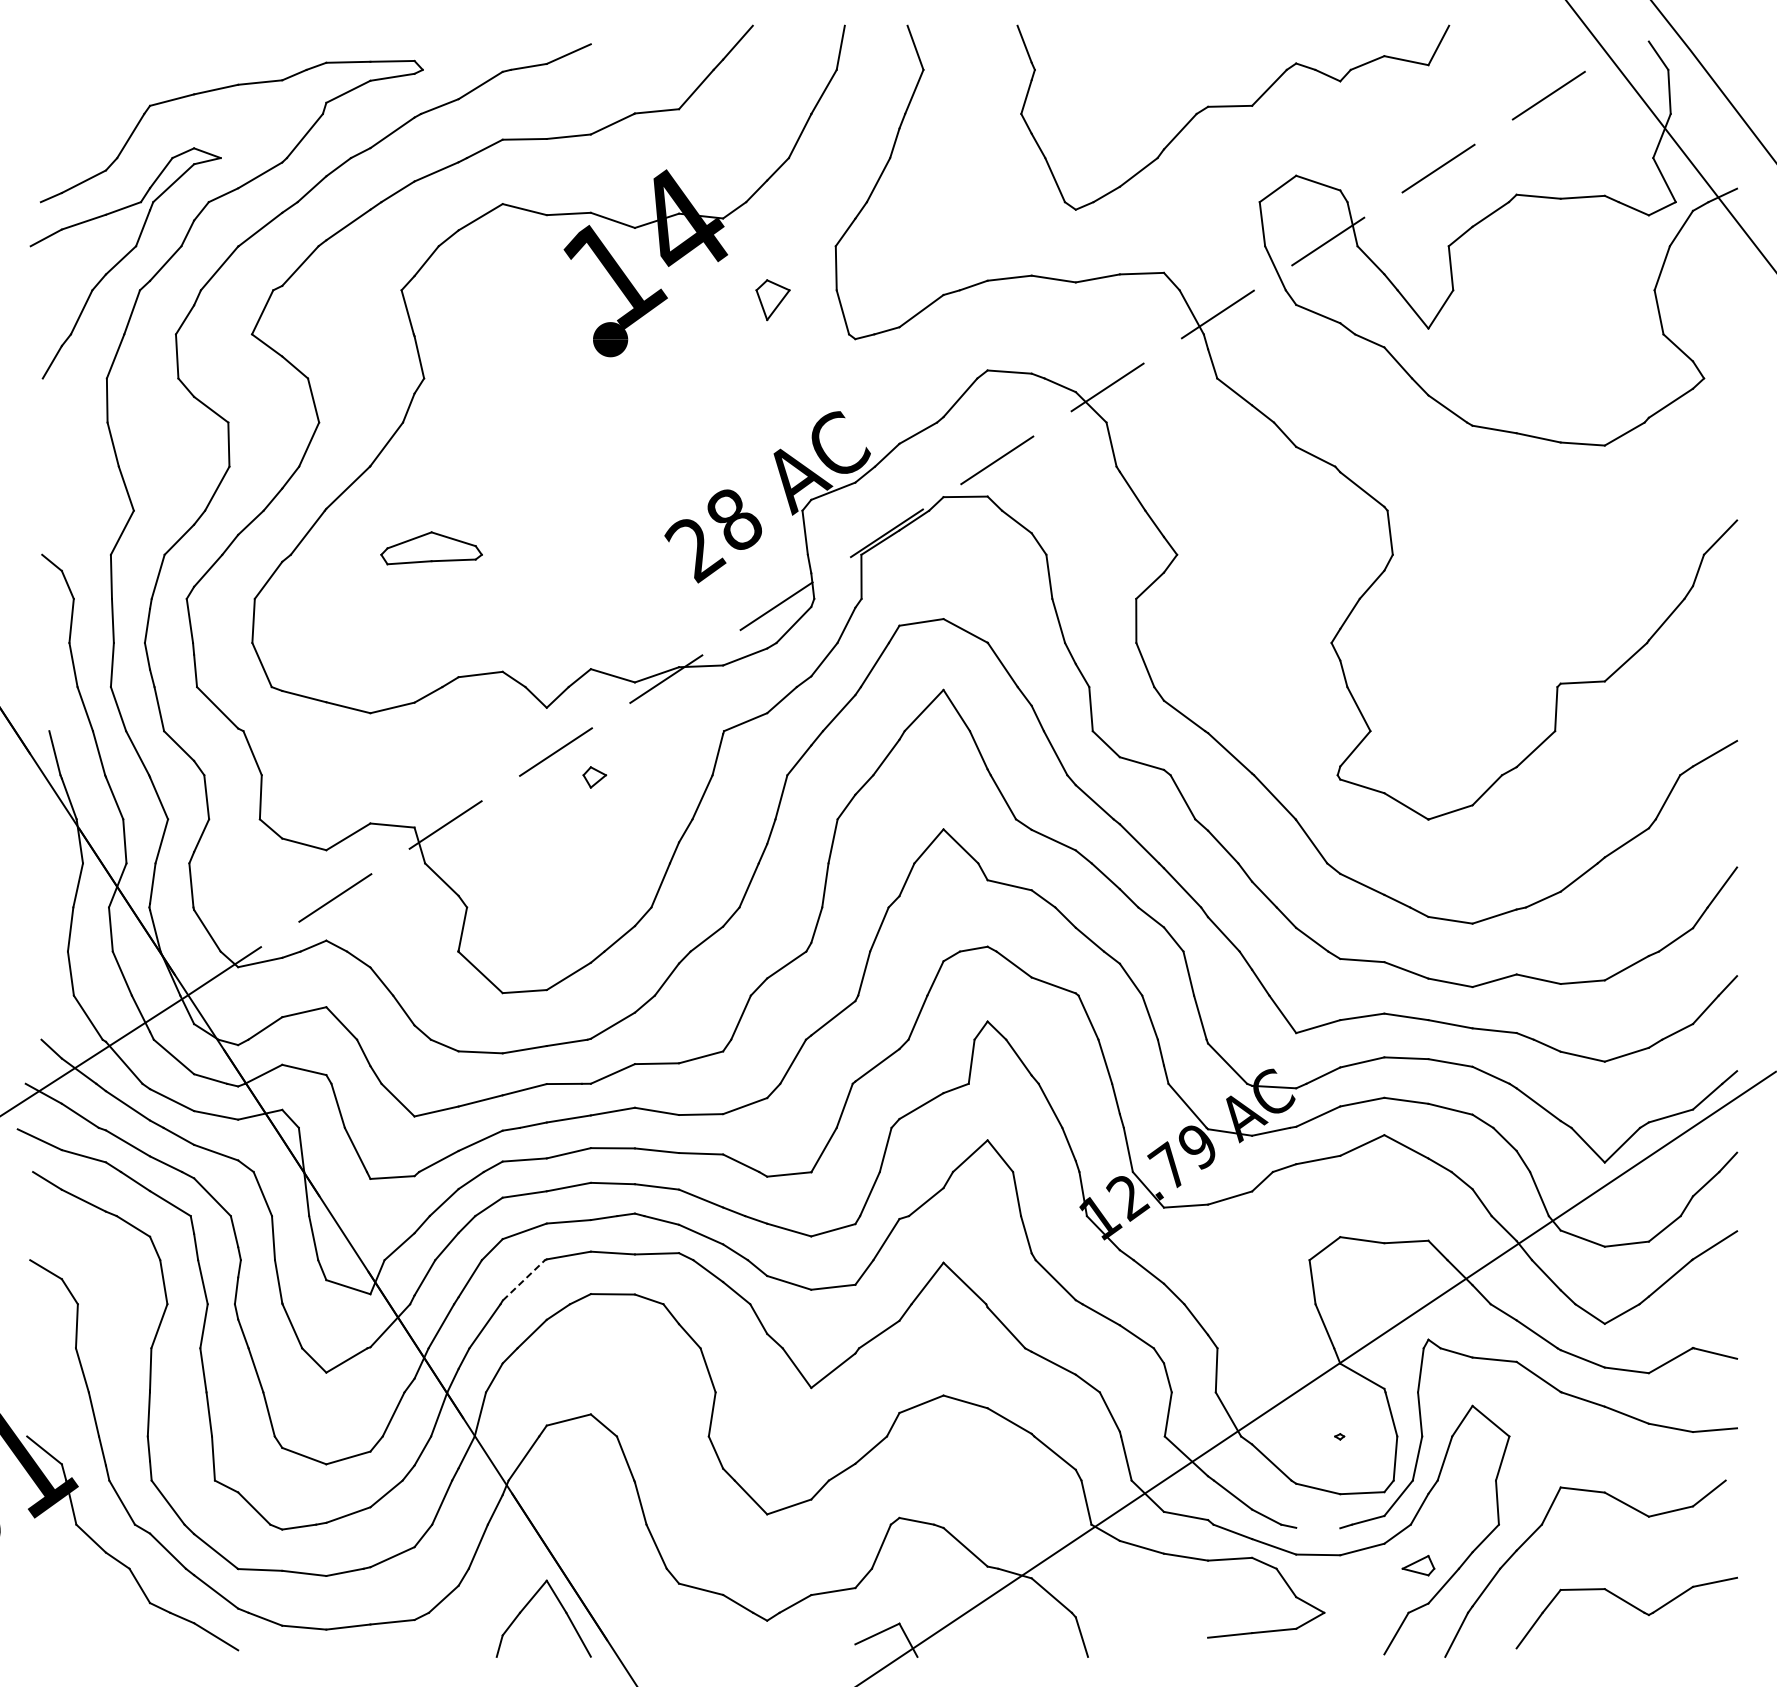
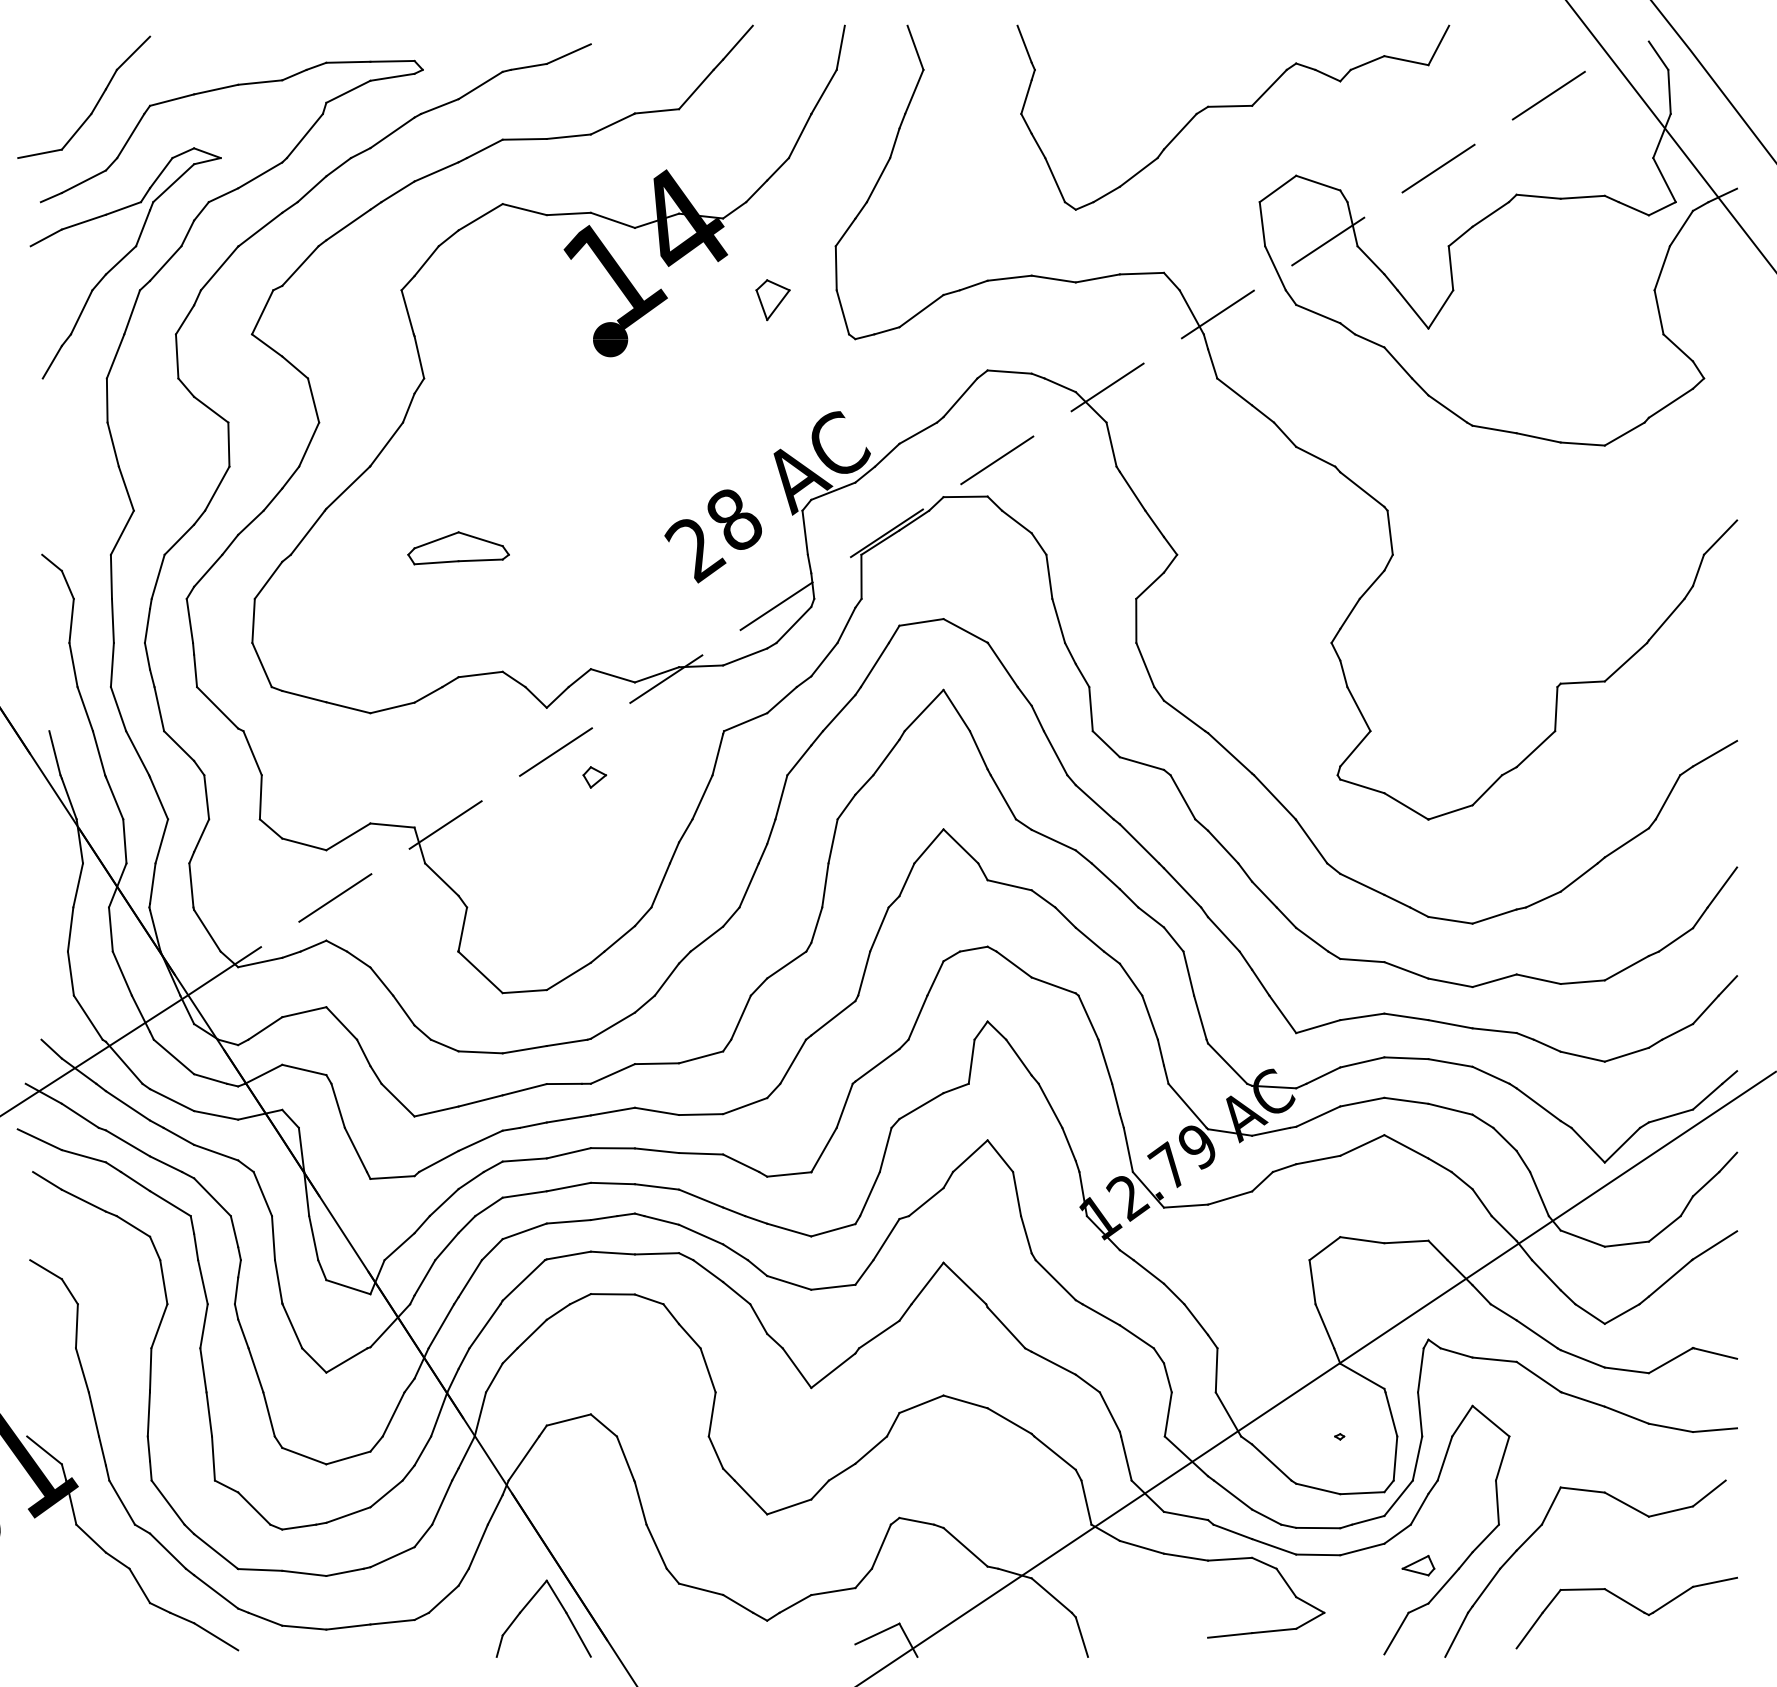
part: none -> present (95, 104)
part position: (431, 548) -> (458, 548) (458, 548)
line: dashed -> solid (524, 1280)
line: none -> present (1318, 1527)
